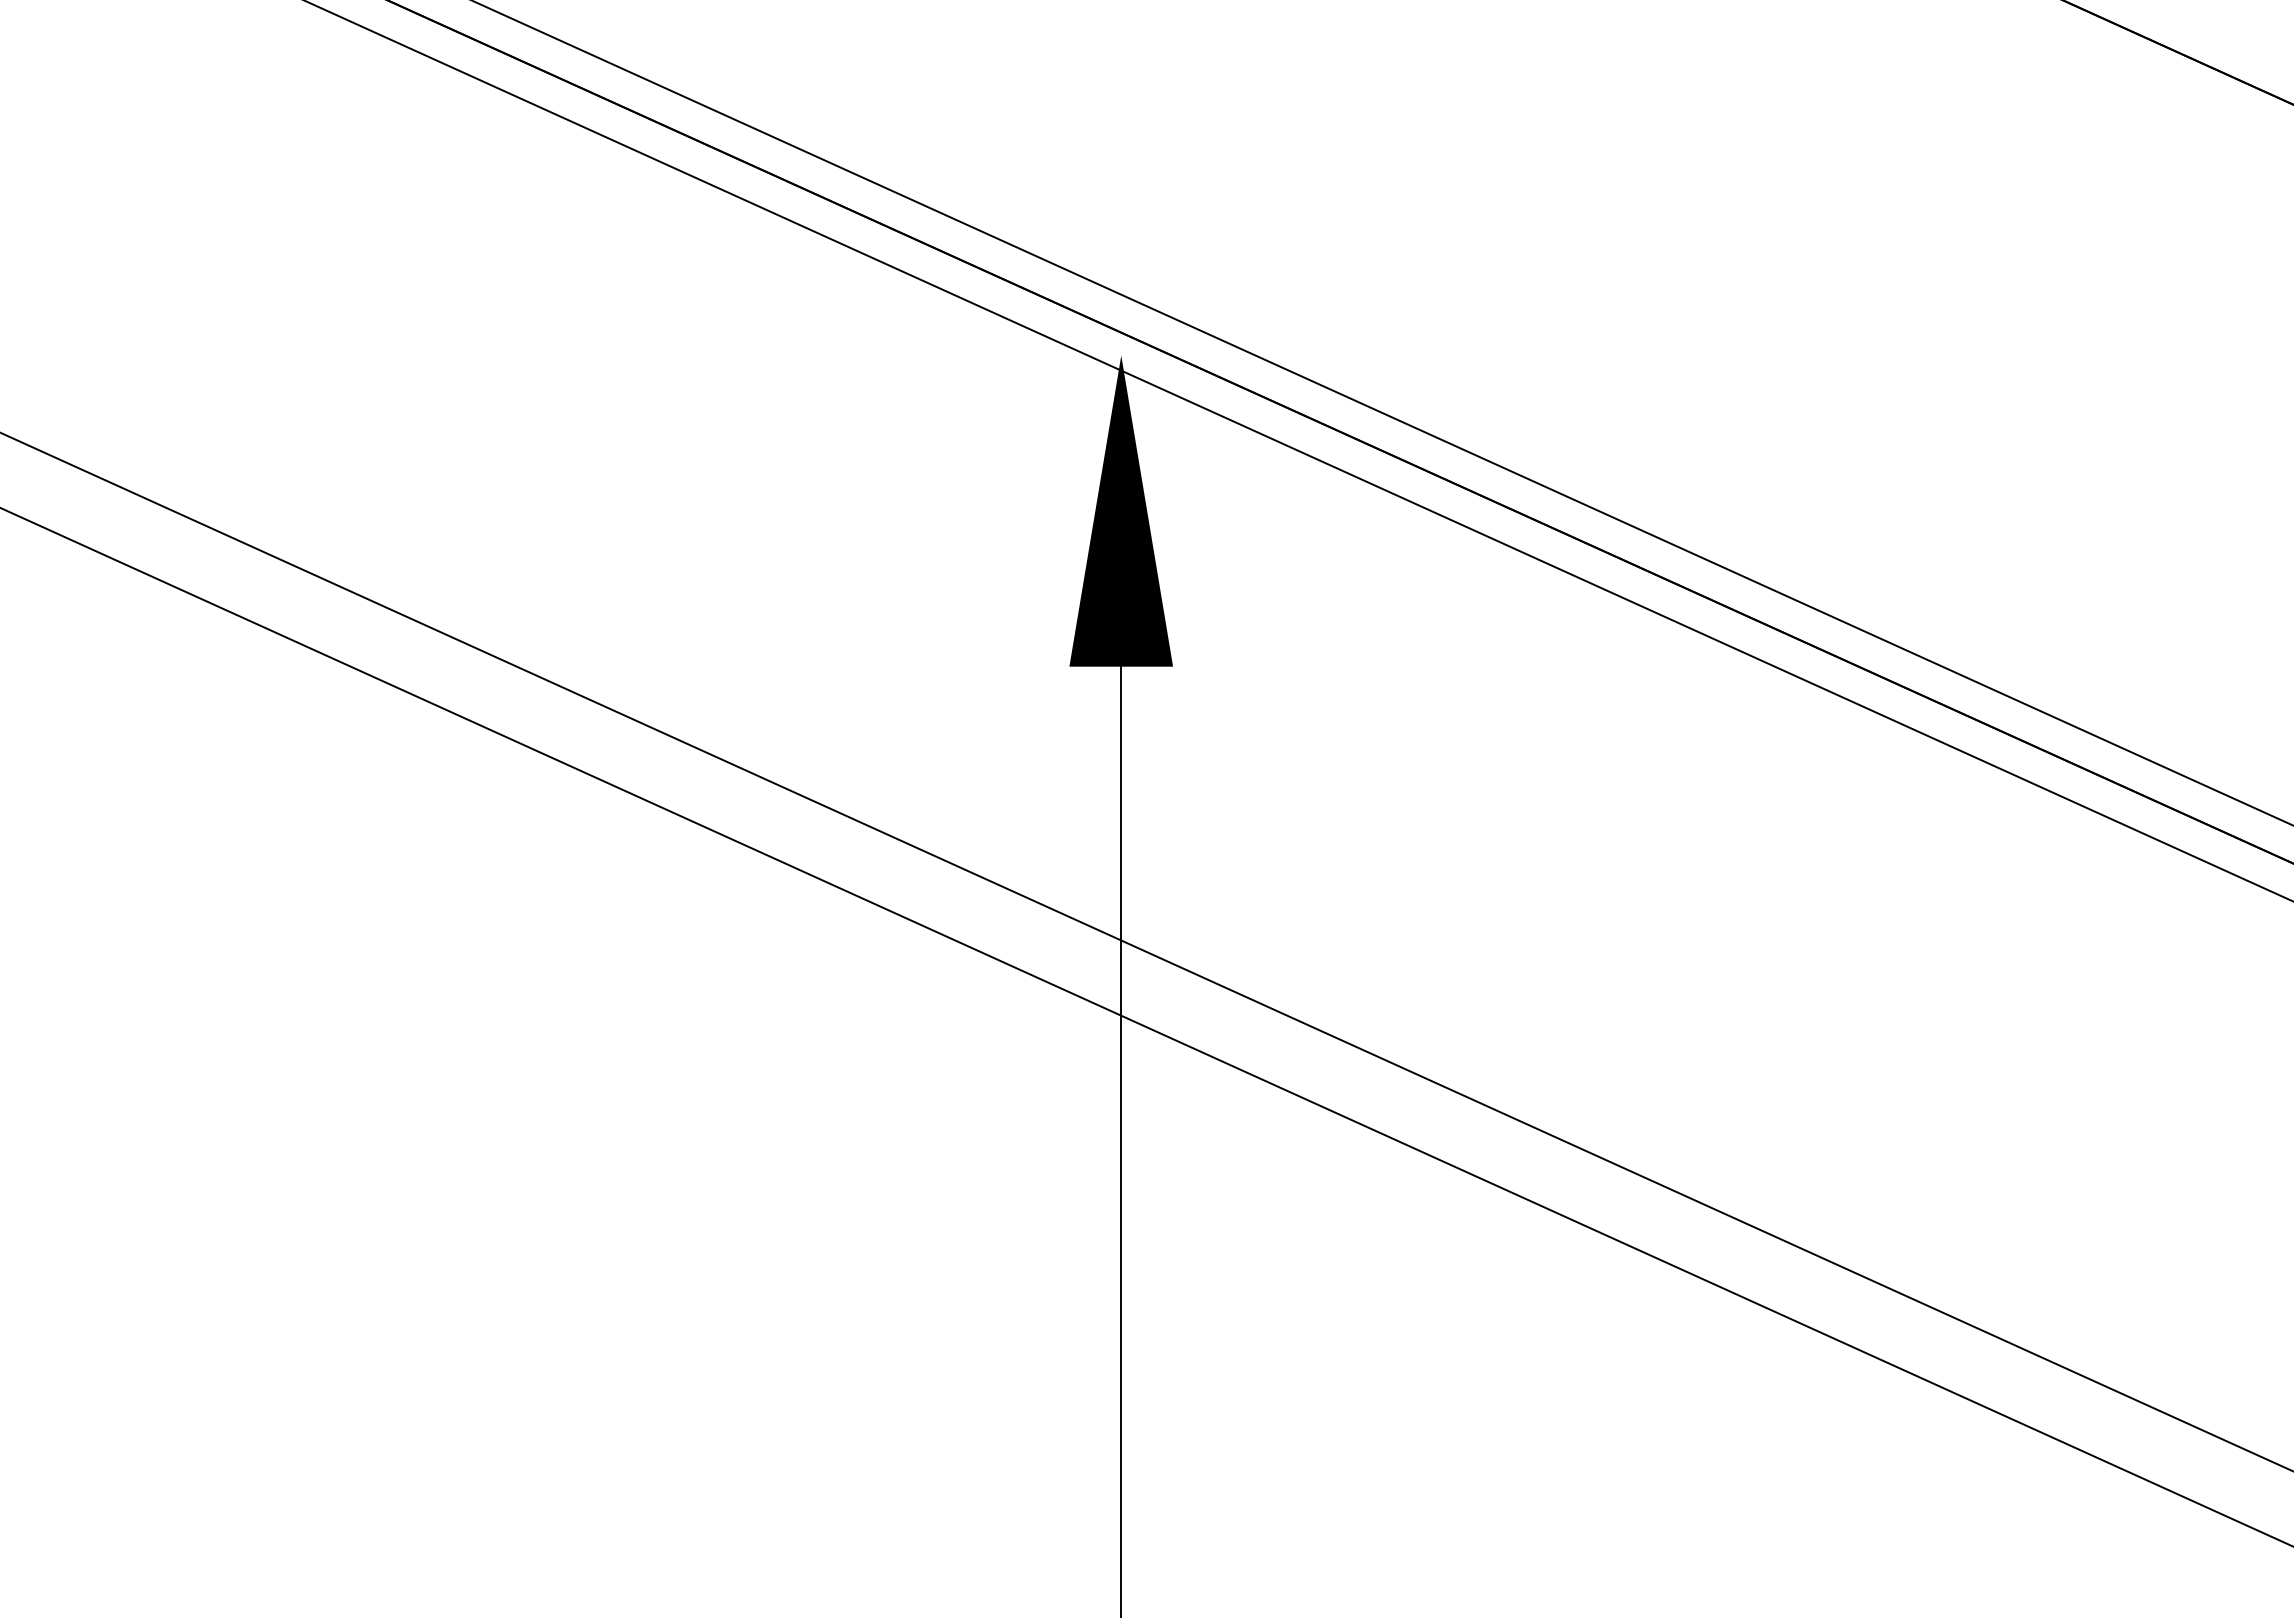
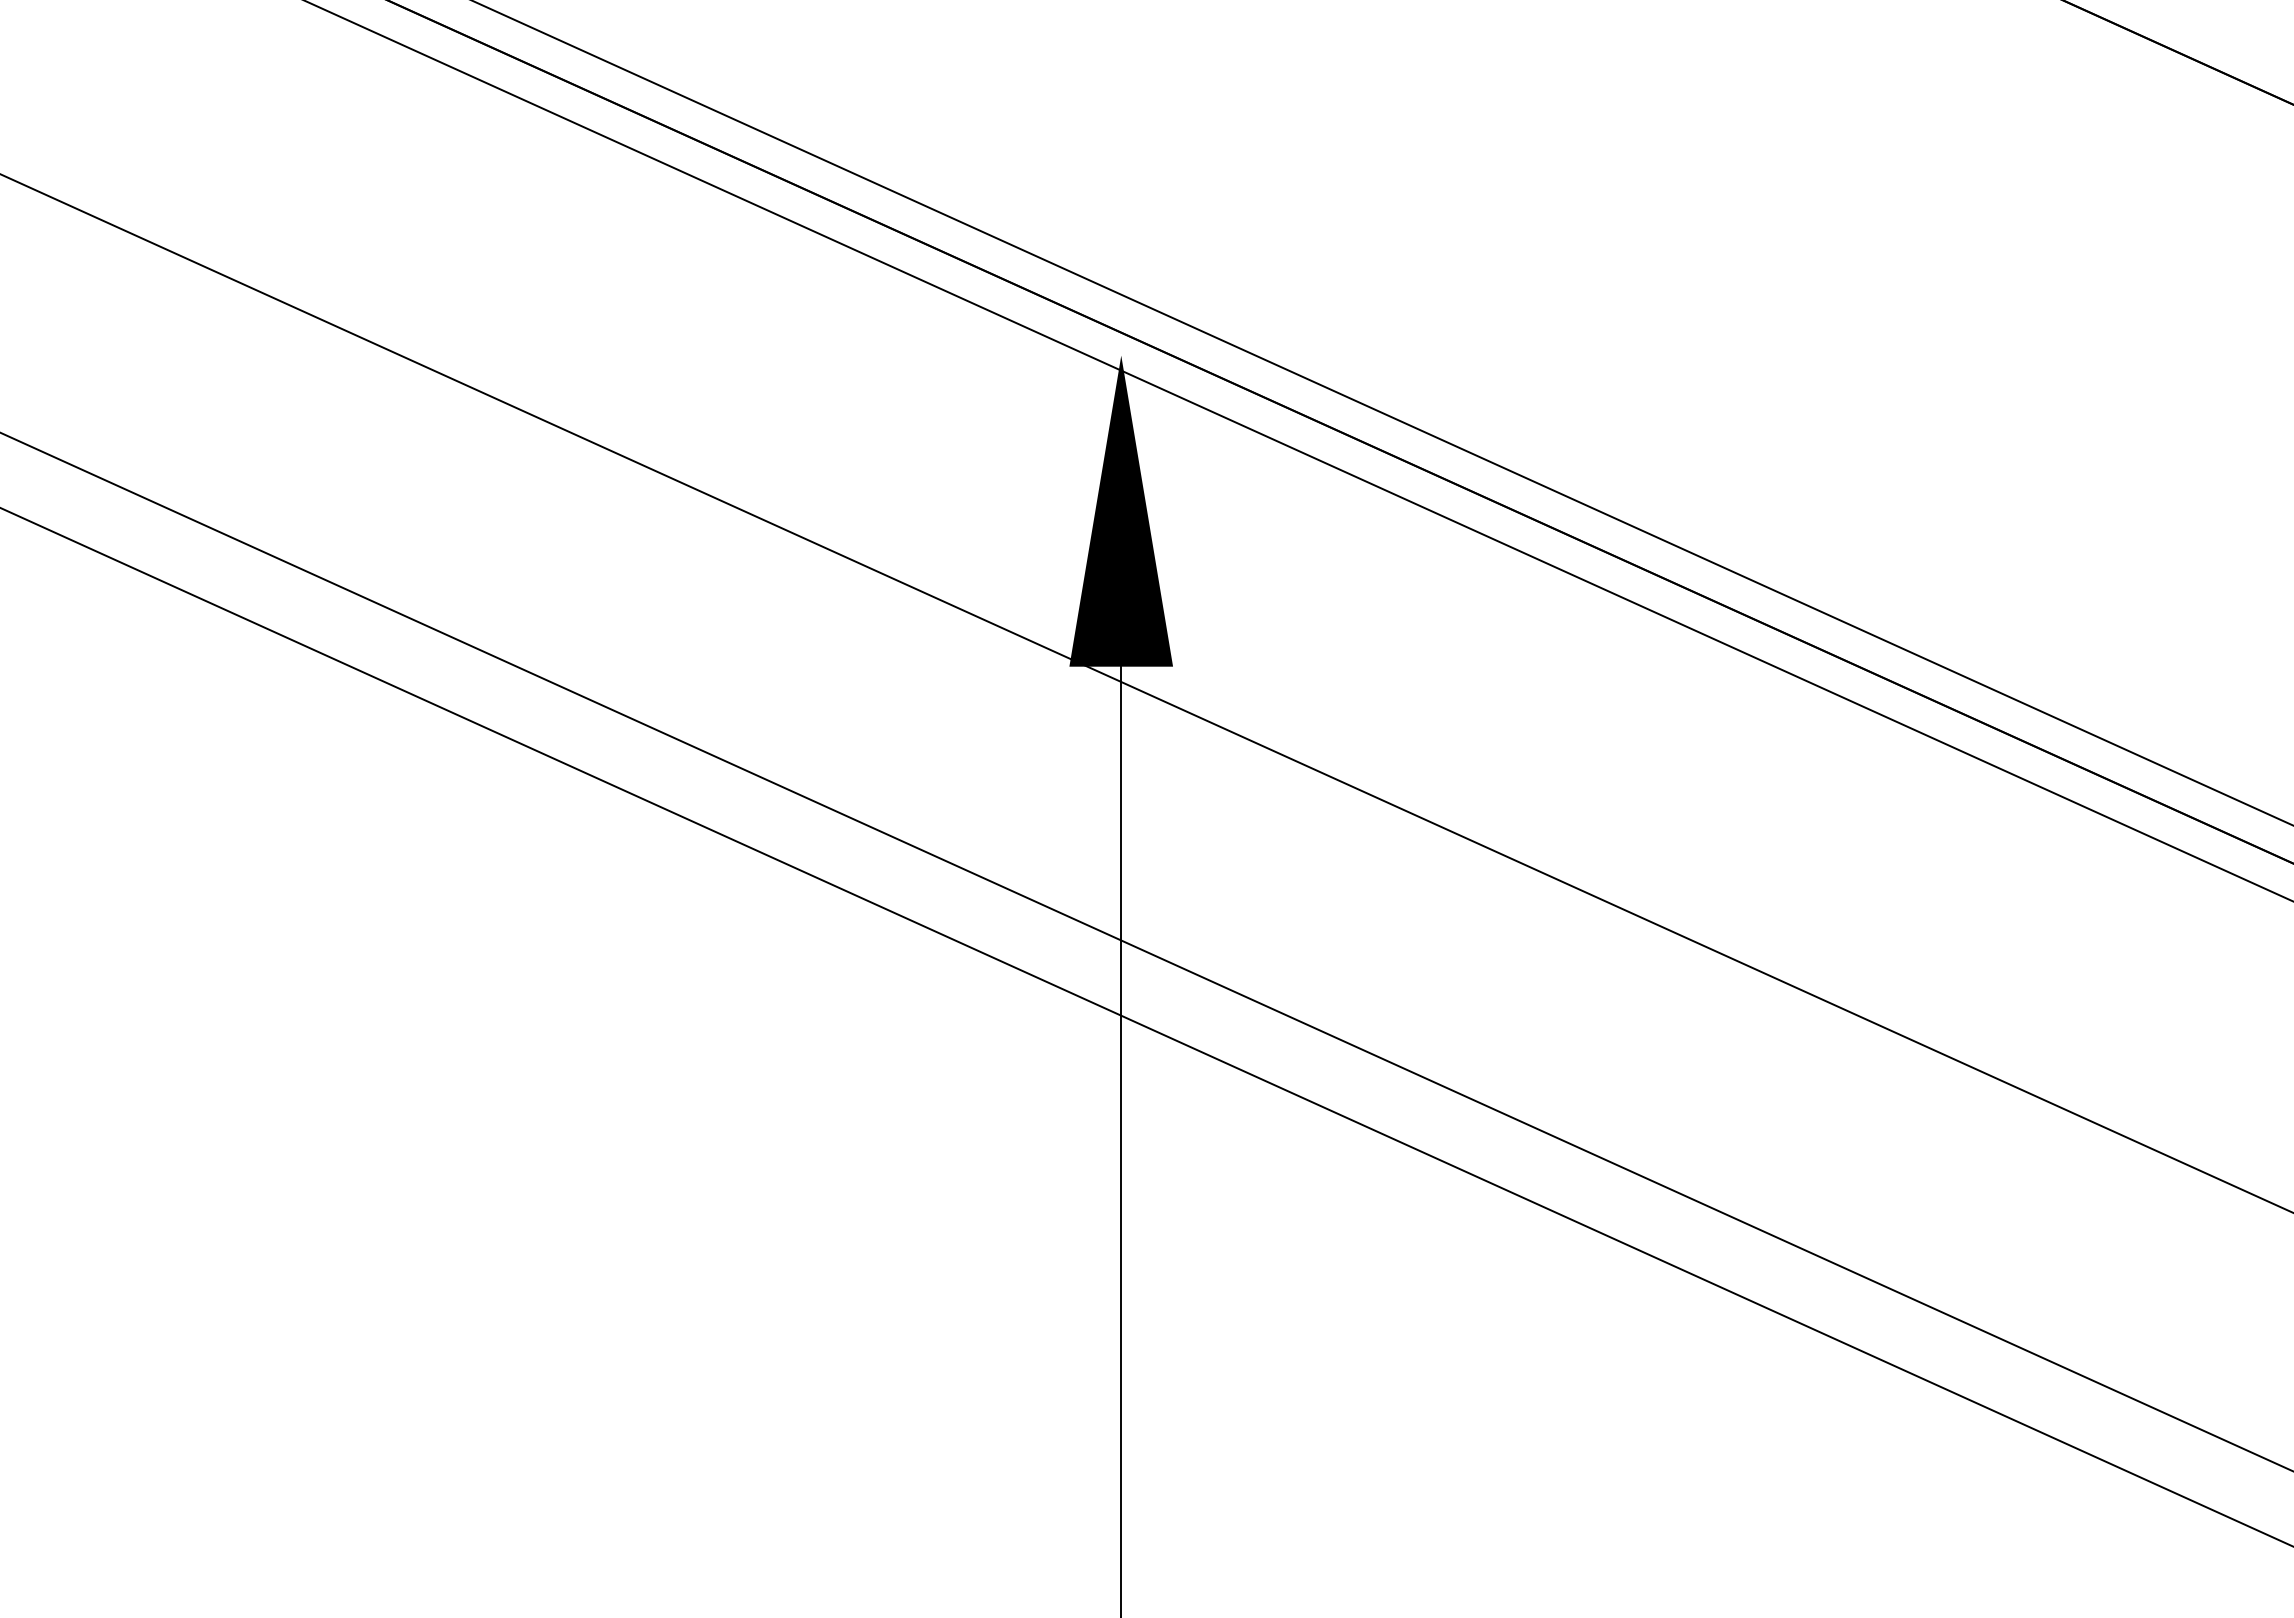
line: none -> present (1146, 693)
